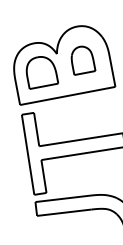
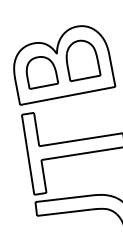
part size: 27x31 px -> 37x43 px (83, 60)
